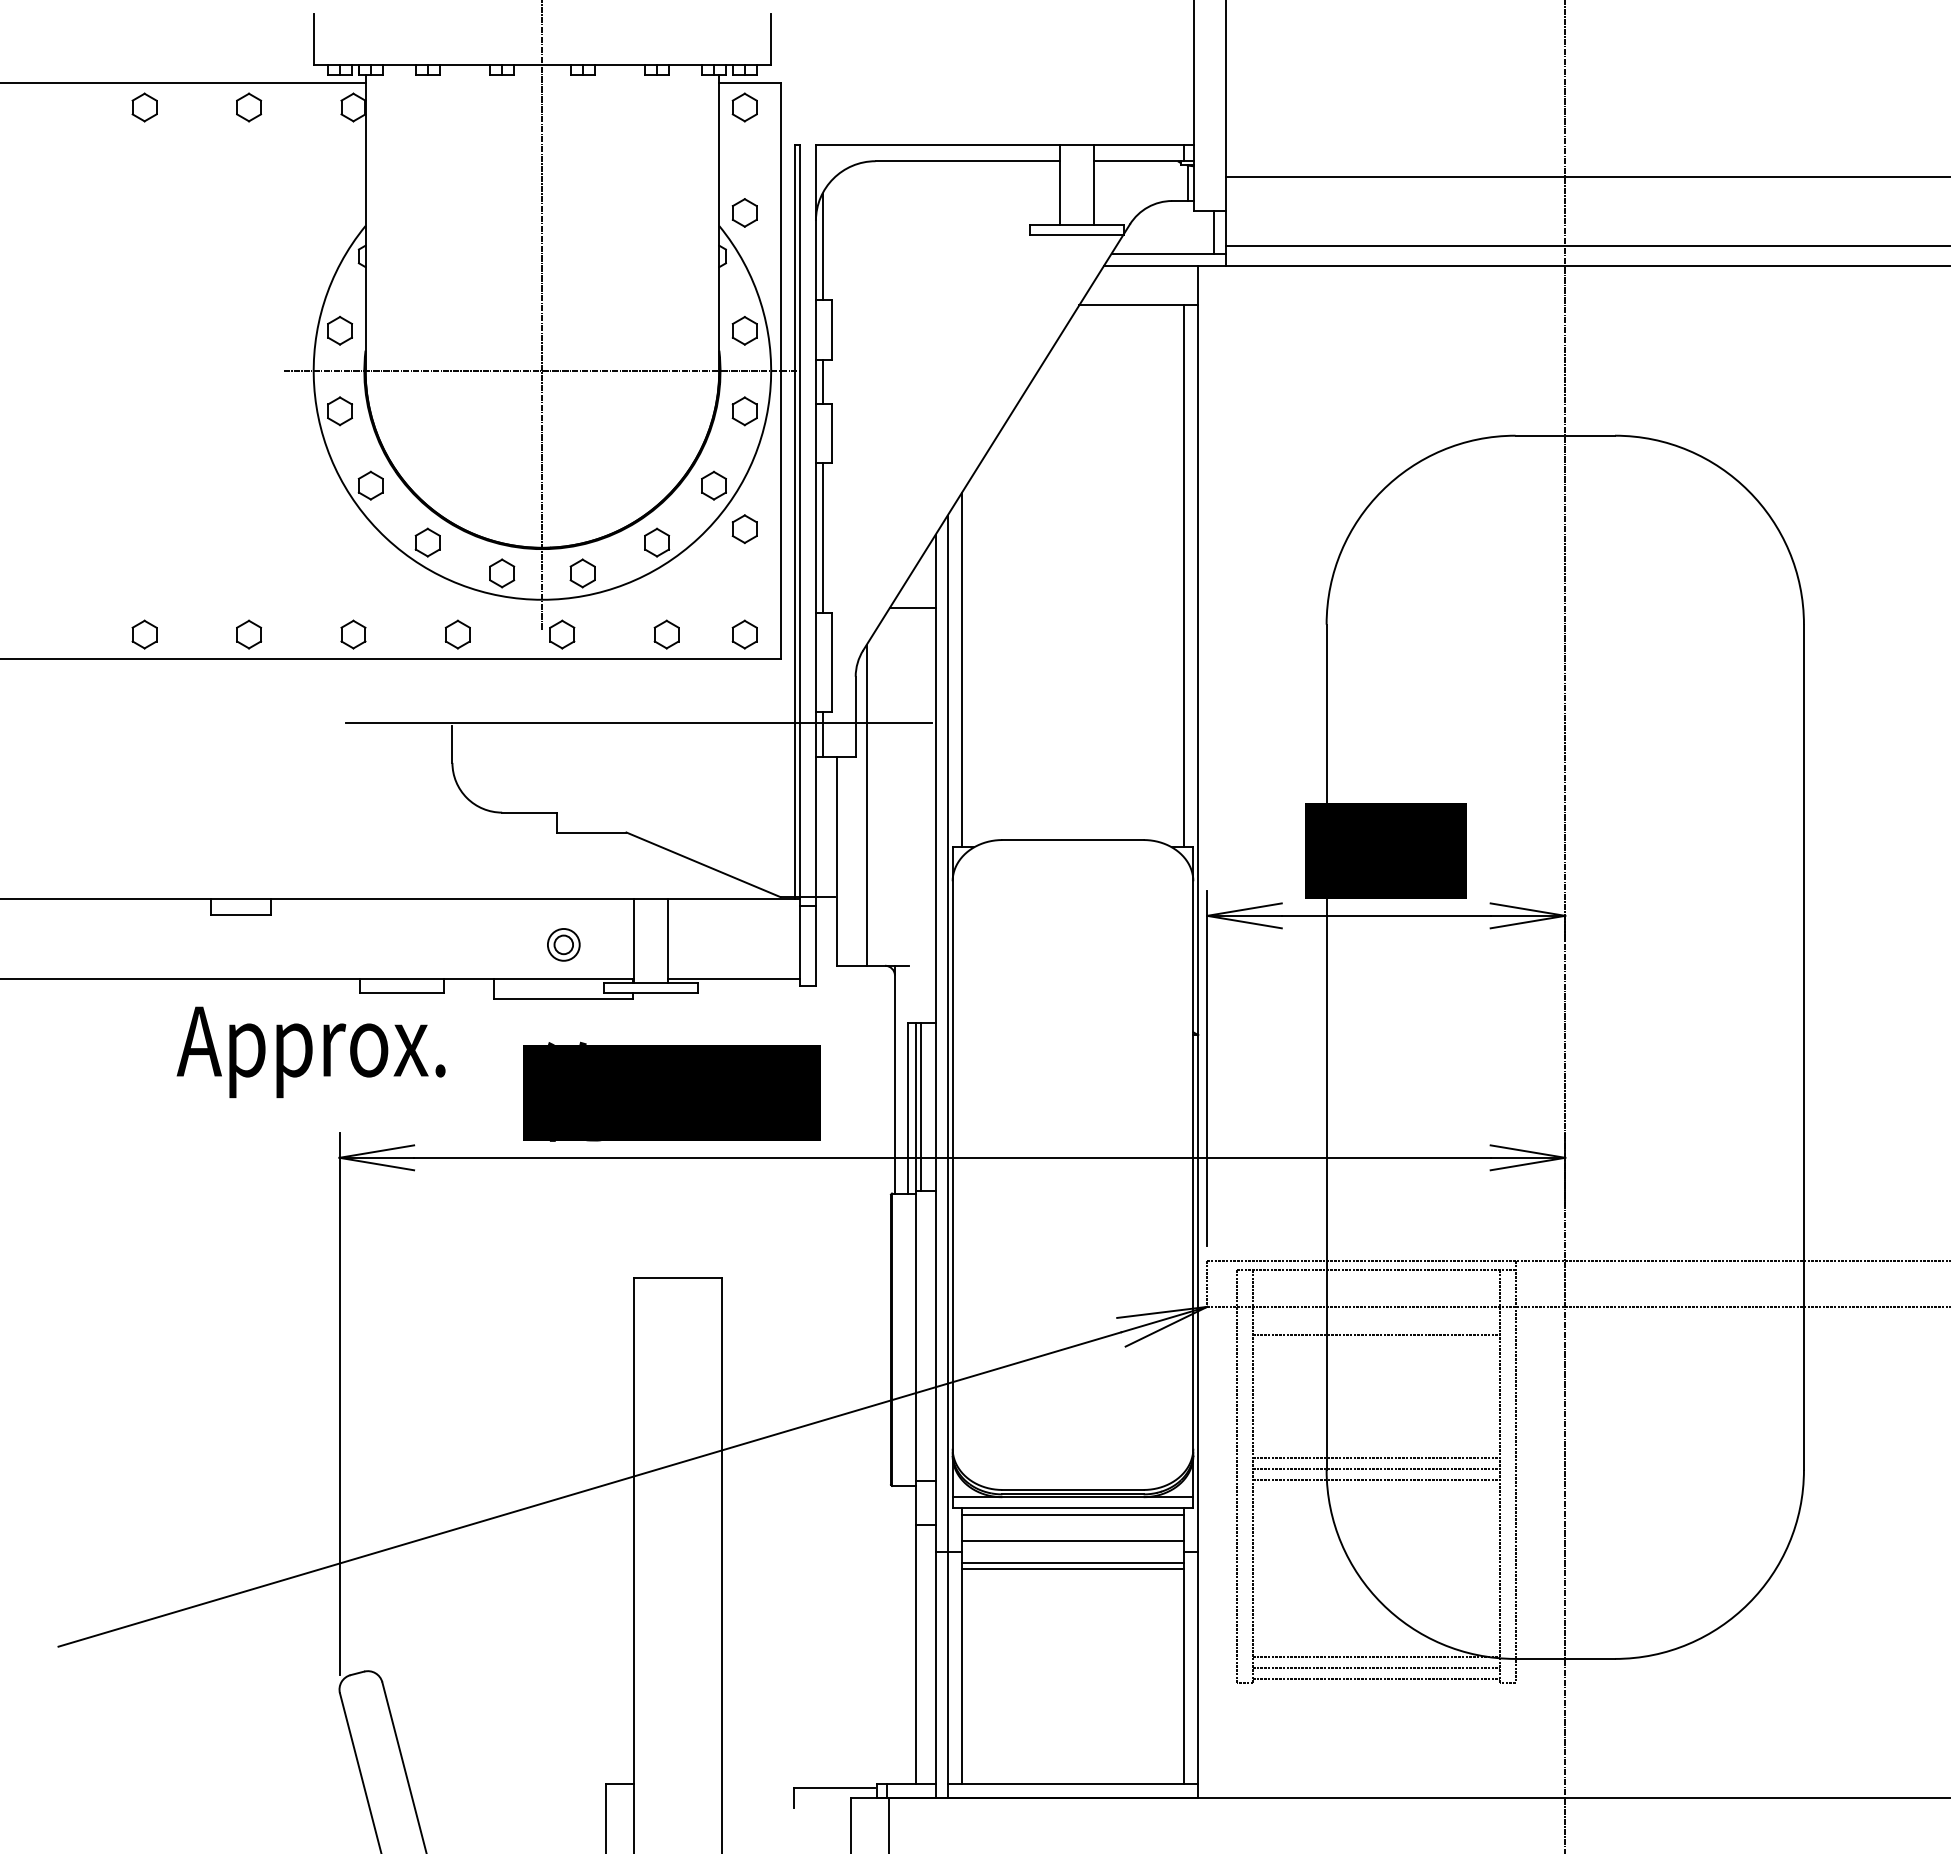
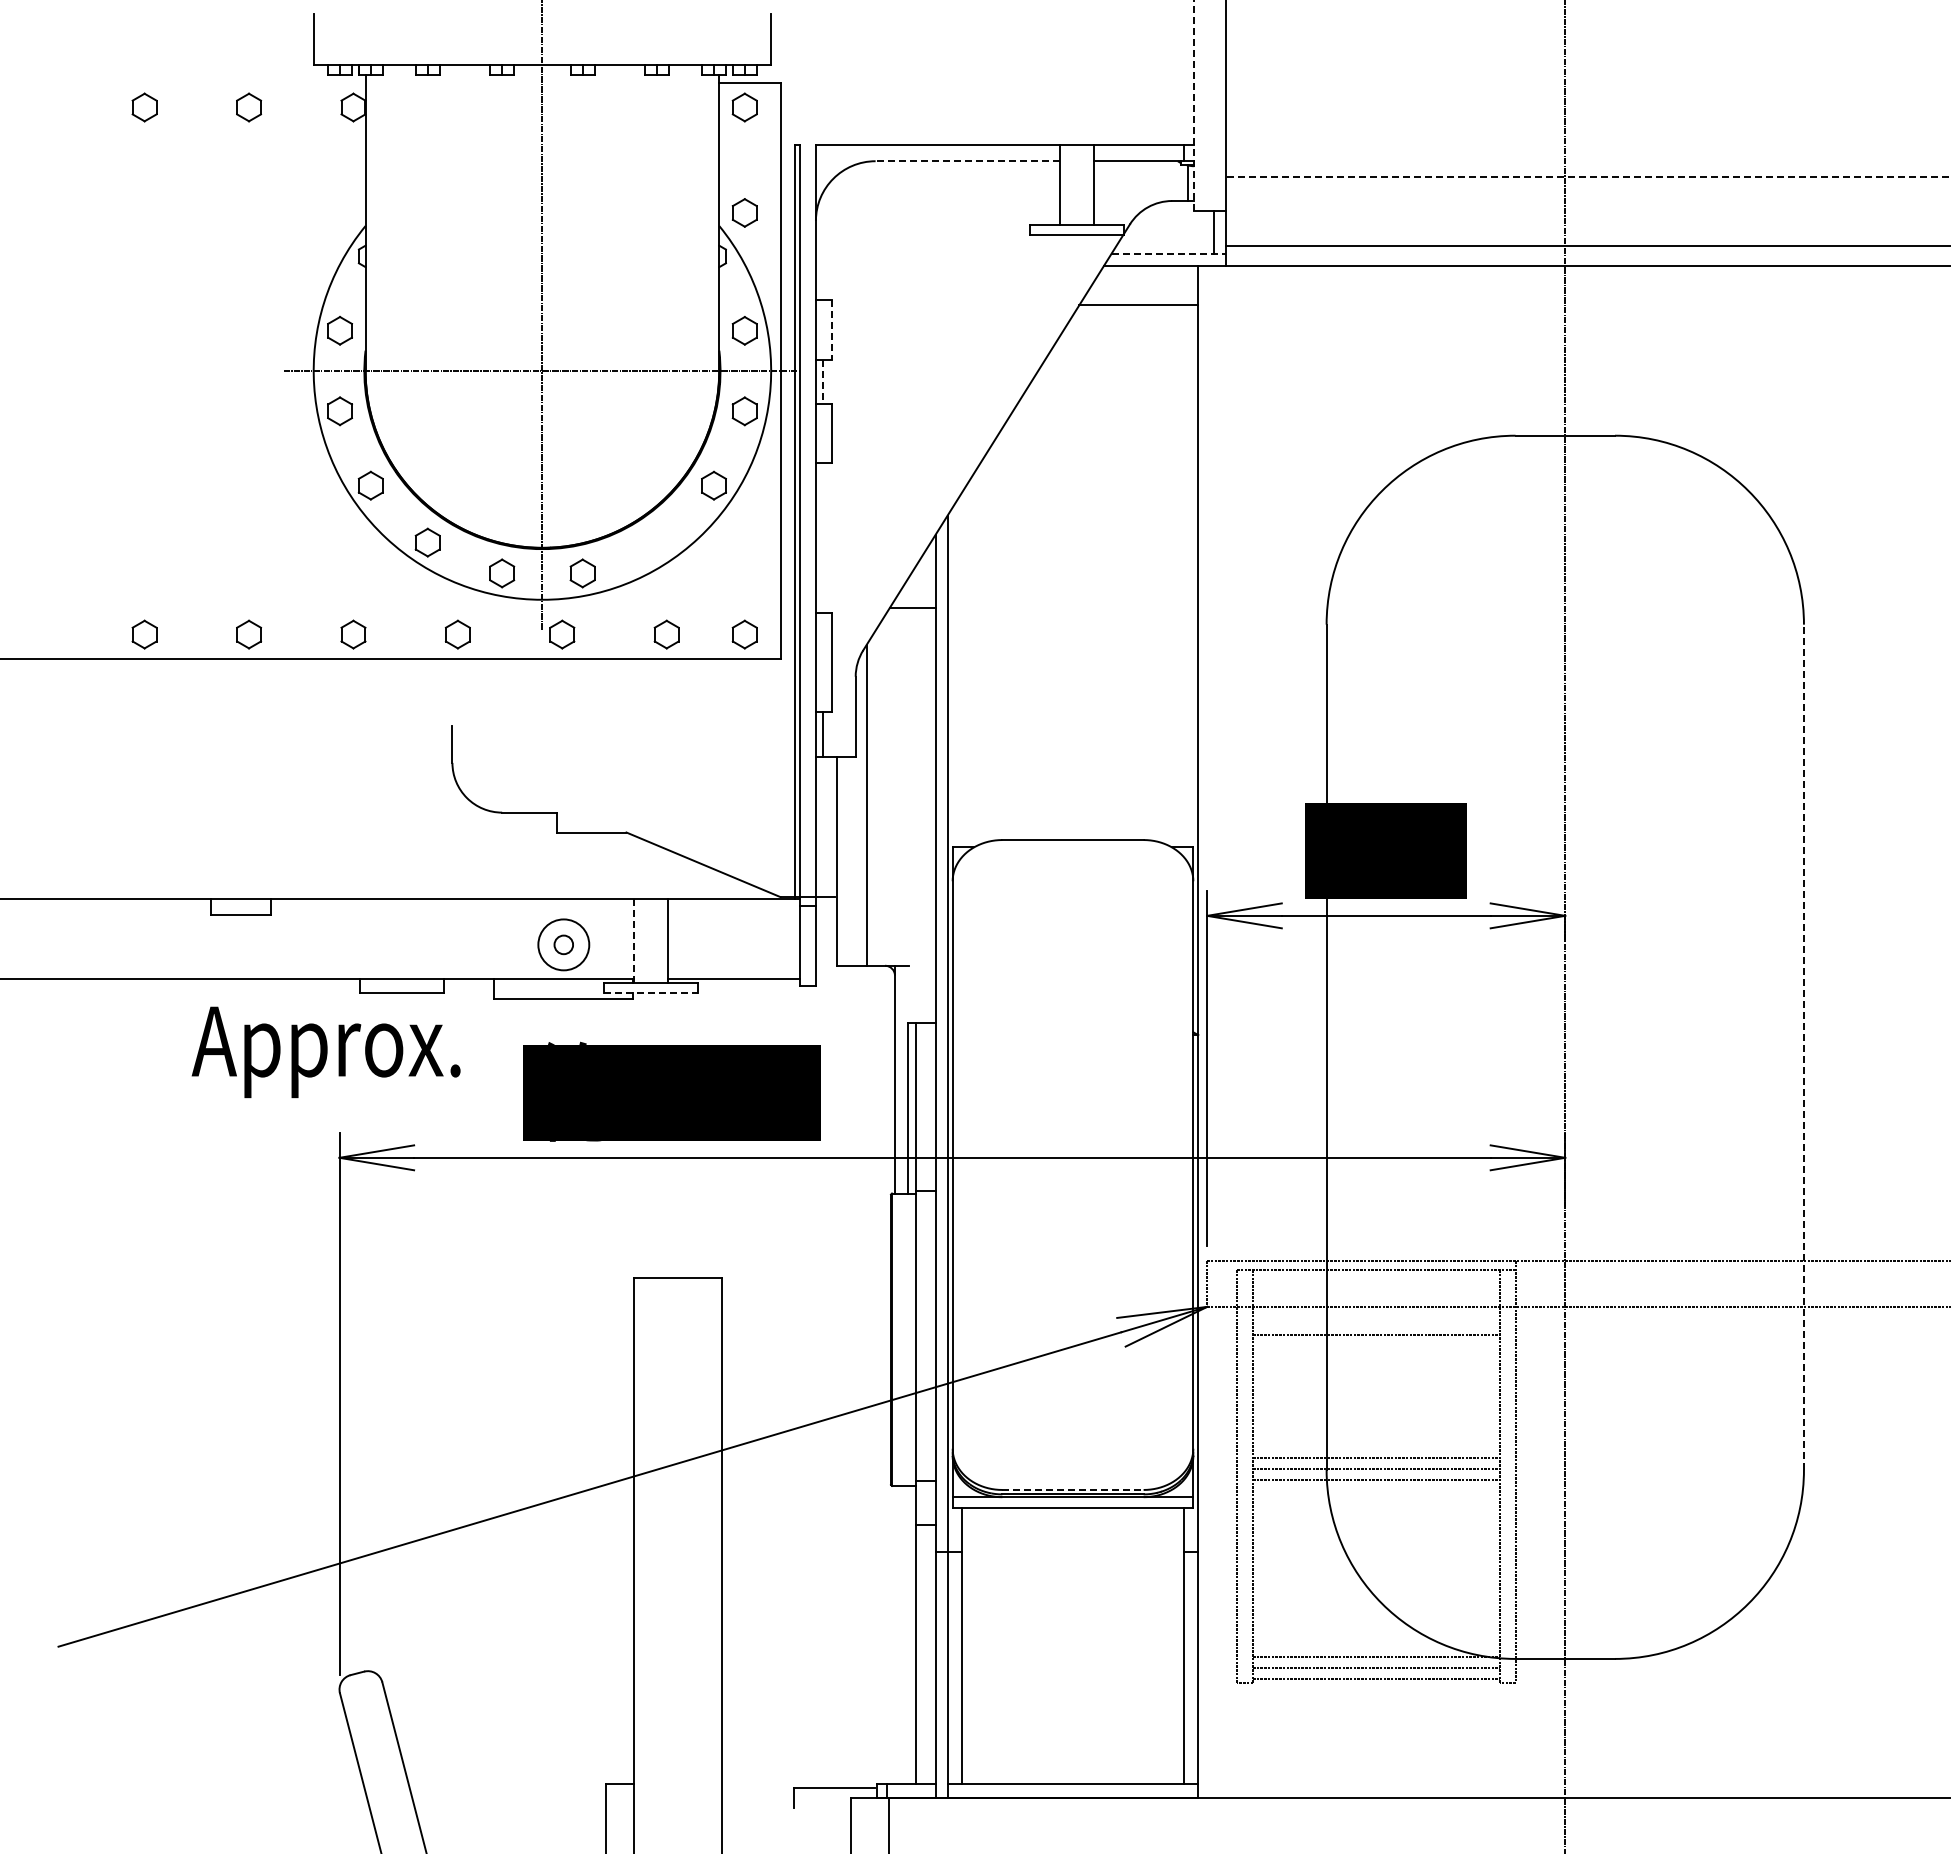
line: present -> none (183, 82)
line: solid -> dashed (1194, 105)
line: solid -> dashed (967, 161)
line: solid -> dashed (1588, 177)
line: present -> none (822, 246)
line: solid -> dashed (1169, 253)
line: solid -> dashed (831, 329)
line: solid -> dashed (822, 381)
part: present -> none (744, 529)
line: present -> none (822, 537)
part: present -> none (656, 542)
line: present -> none (1184, 576)
line: present -> none (961, 670)
line: present -> none (638, 723)
line: solid -> dashed (633, 940)
circle diameter: 32 px -> 51 px (563, 944)
line: solid -> dashed (651, 992)
line: solid -> dashed (1803, 1047)
text position: (310, 1052) -> (325, 1052) (325, 1052)
line: present -> none (920, 1106)
line: solid -> dashed (1073, 1489)
line: present -> none (1072, 1515)
line: present -> none (1072, 1541)
line: present -> none (1072, 1562)
line: present -> none (1072, 1569)
